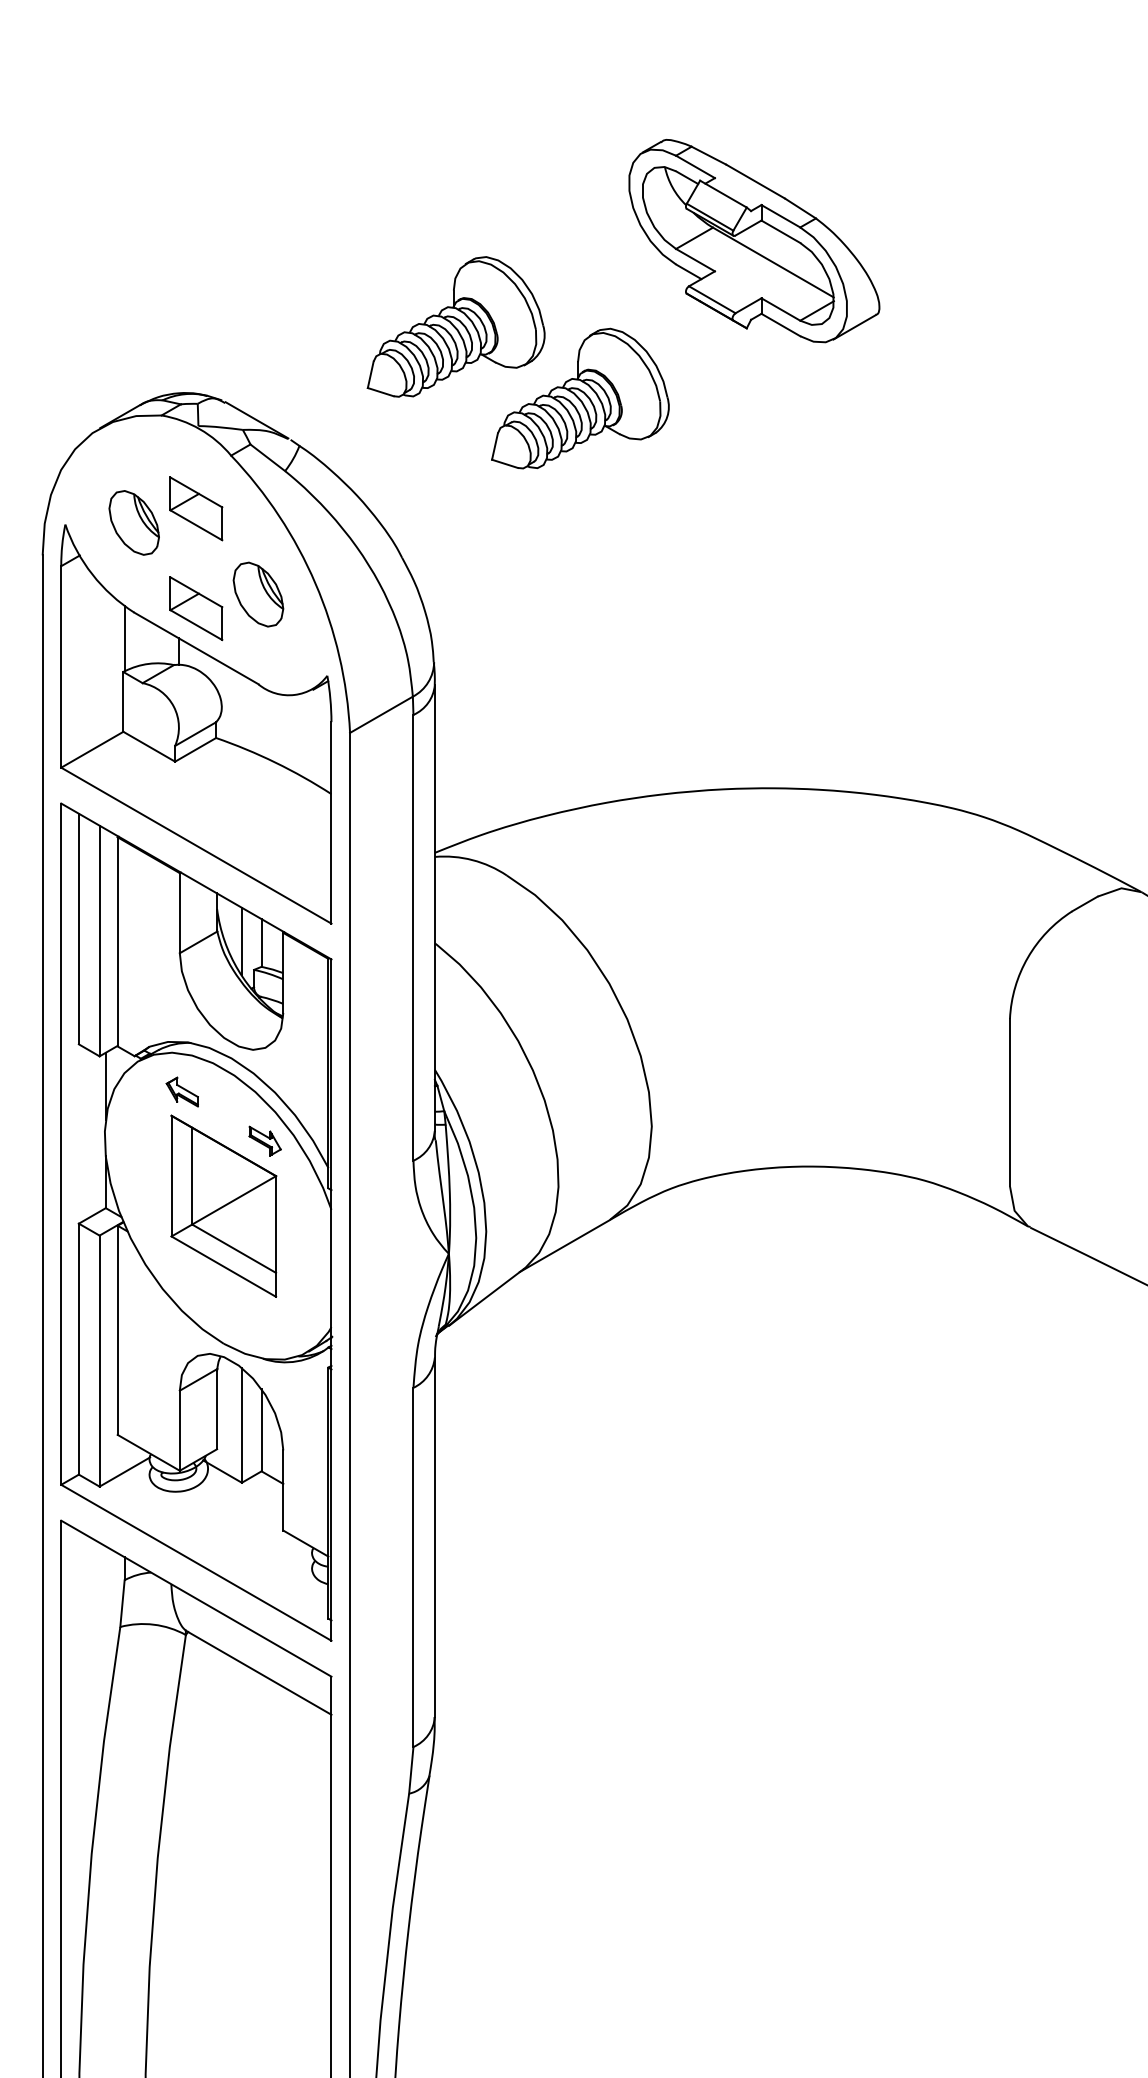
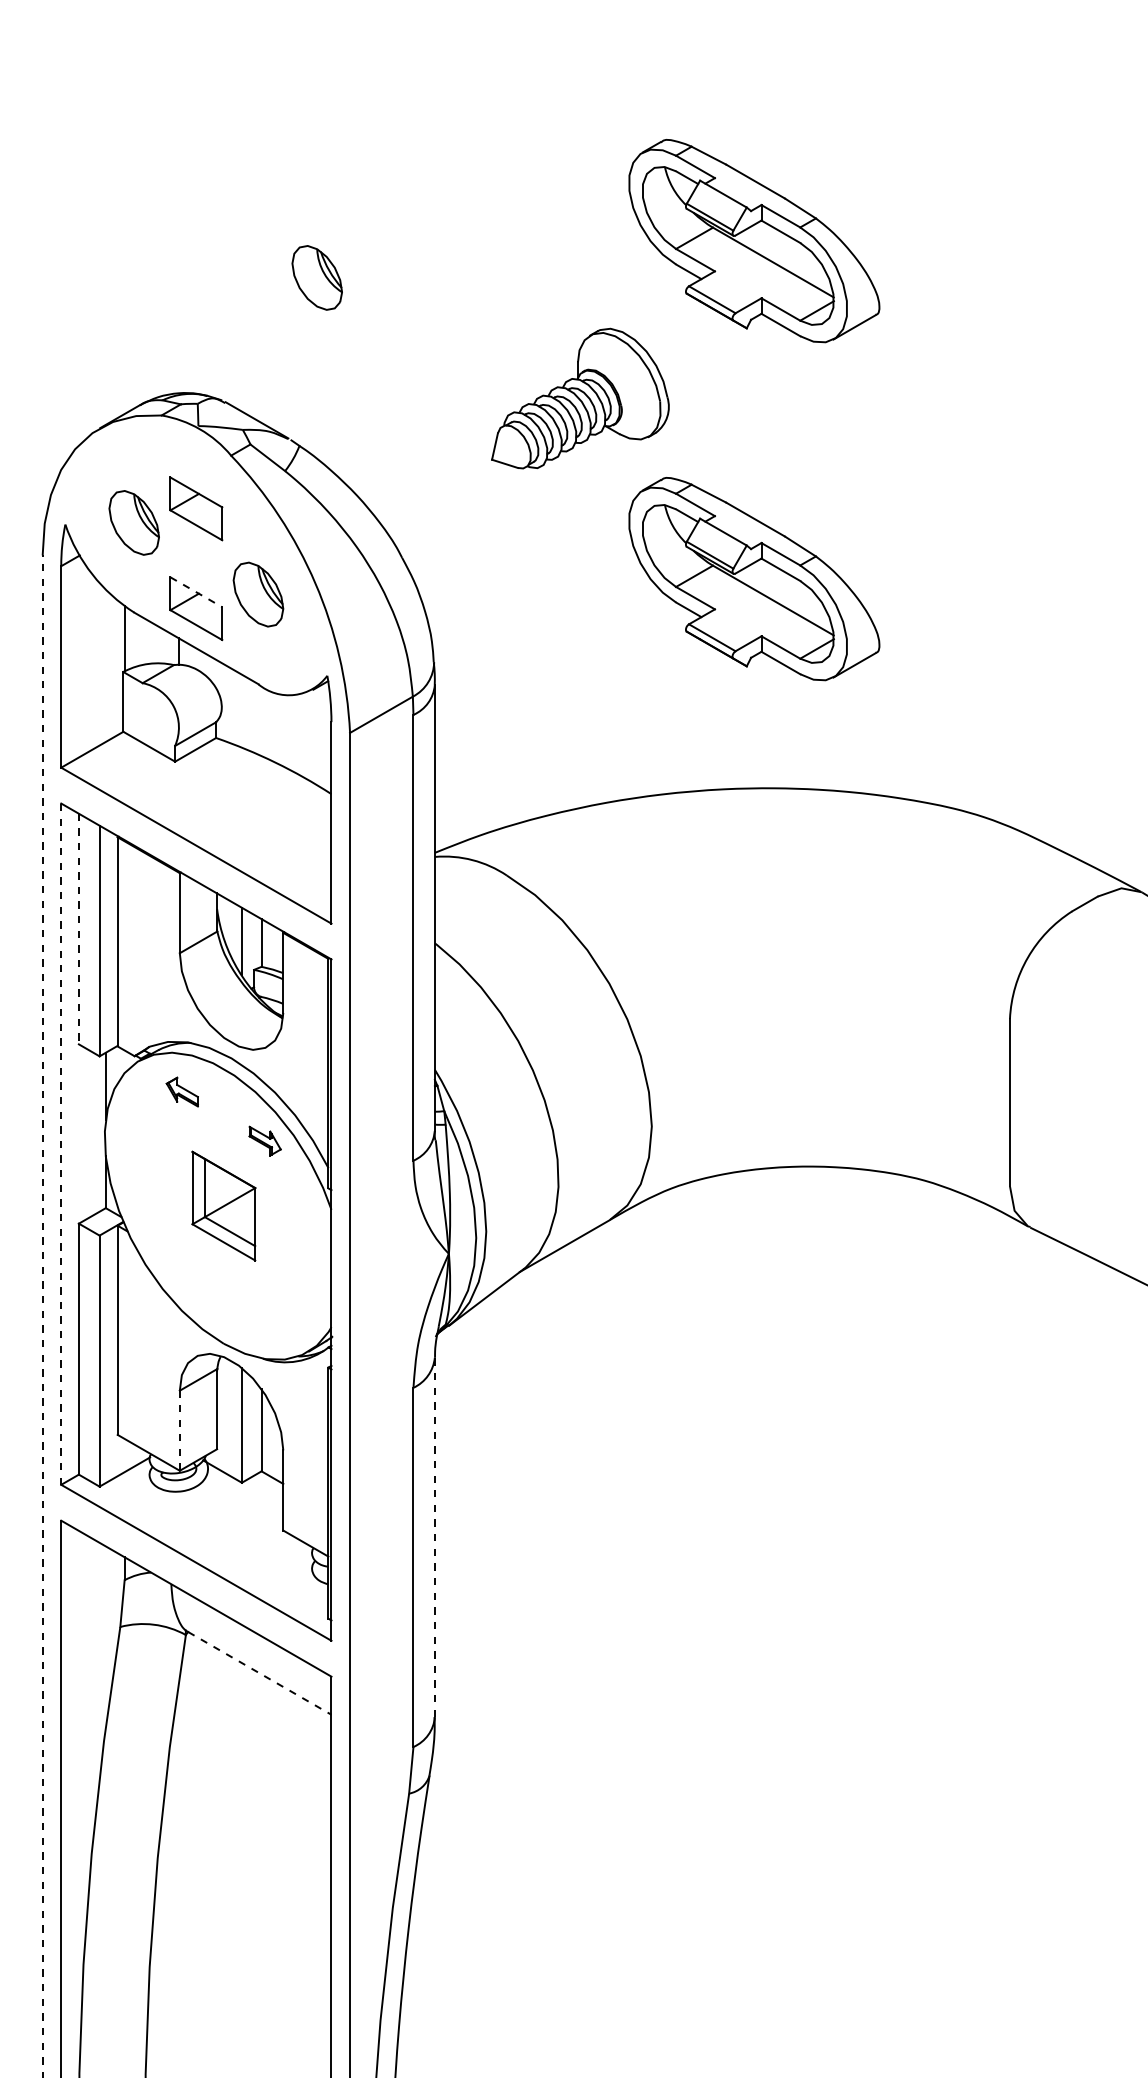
part: none -> present (316, 277)
part: present -> none (455, 326)
part: none -> present (754, 579)
line: solid -> dashed (196, 592)
line: solid -> dashed (78, 929)
line: solid -> dashed (61, 1144)
part size: 108x184 px -> 66x112 px (223, 1205)
line: solid -> dashed (42, 1316)
line: solid -> dashed (179, 1430)
line: solid -> dashed (434, 1537)
line: solid -> dashed (259, 1673)
